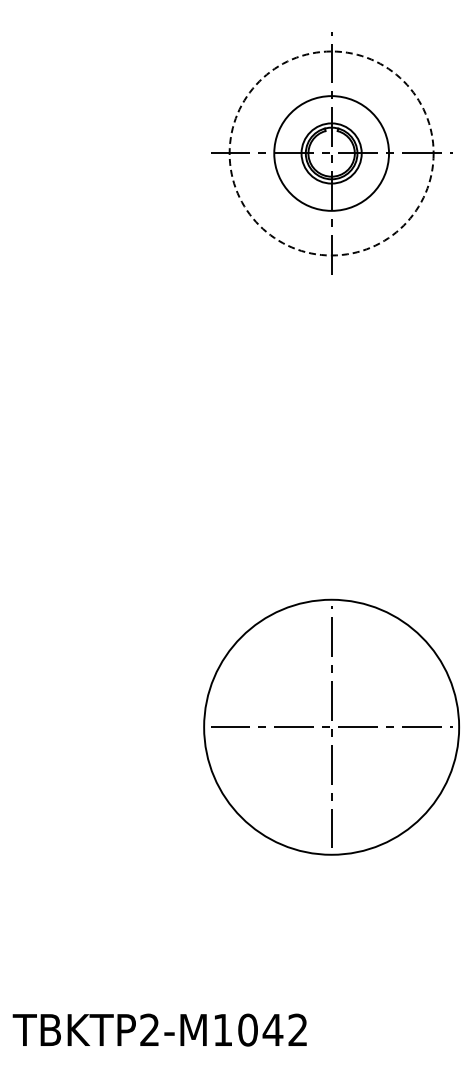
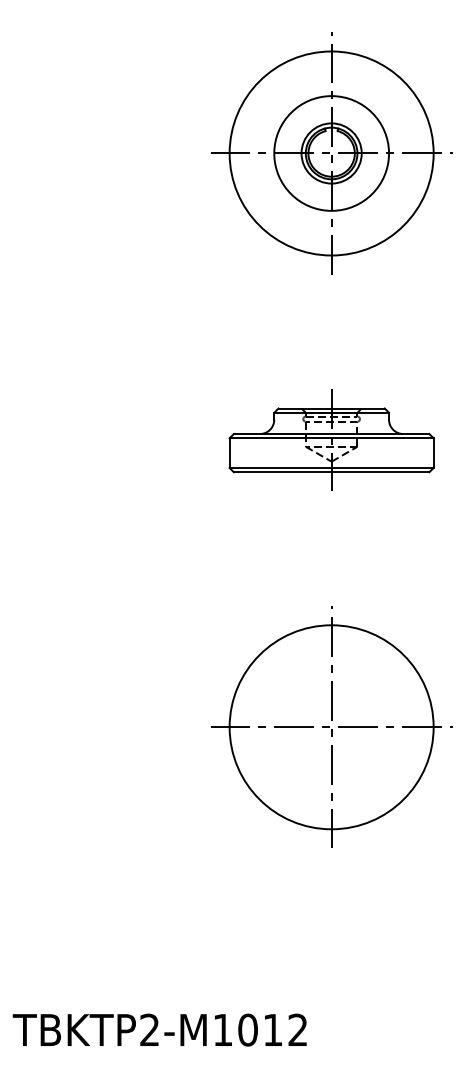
circle: dashed -> solid (331, 153)
part: none -> present (331, 439)
circle diameter: 255 px -> 204 px (331, 727)
text: TBKTP2-M1042 -> TBKTP2-M1012 (272, 1029)
